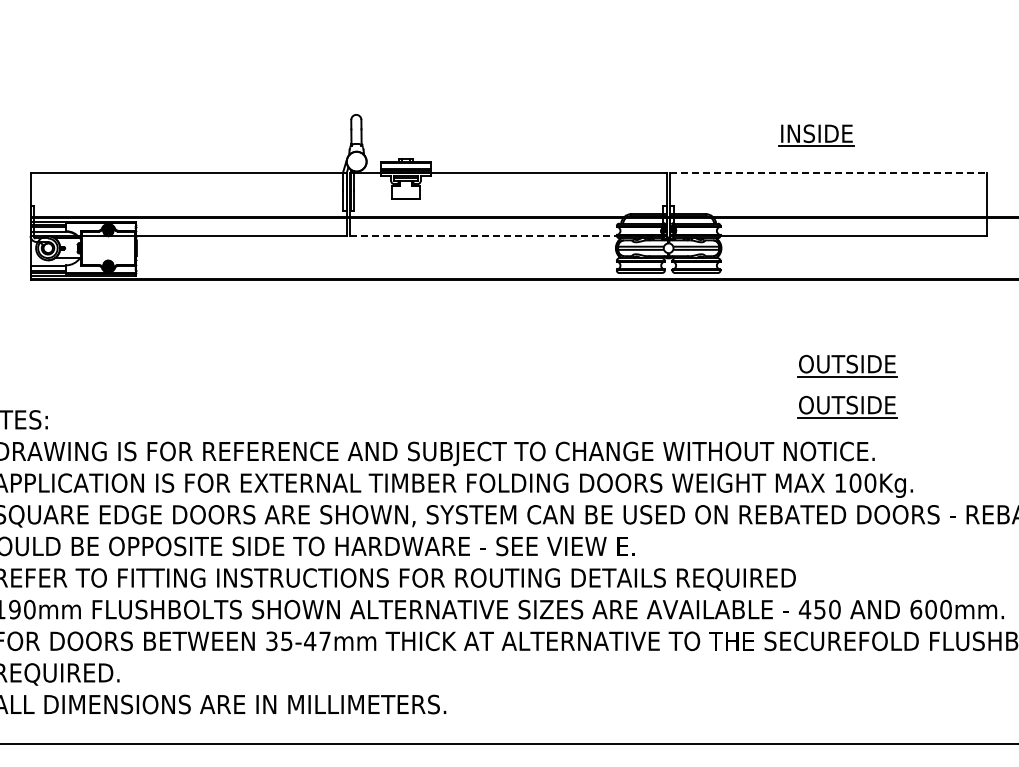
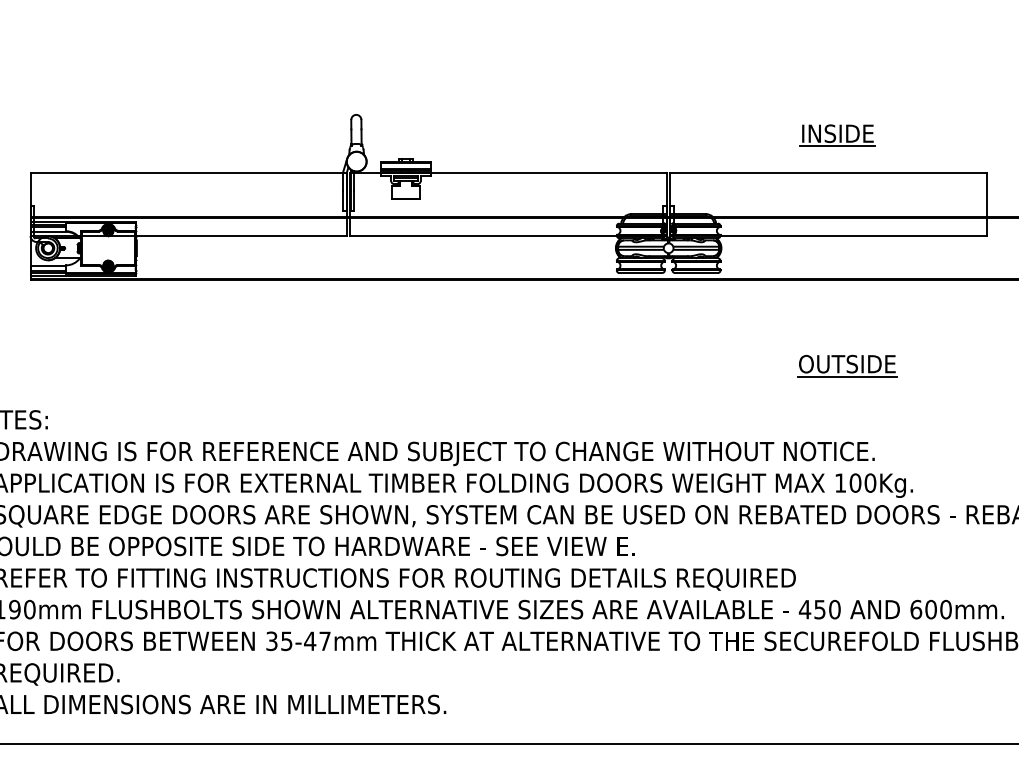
part position: (816, 135) -> (837, 135) (837, 135)
line: dashed -> solid (829, 172)
line: dashed -> solid (509, 235)
part: present -> none (847, 406)
